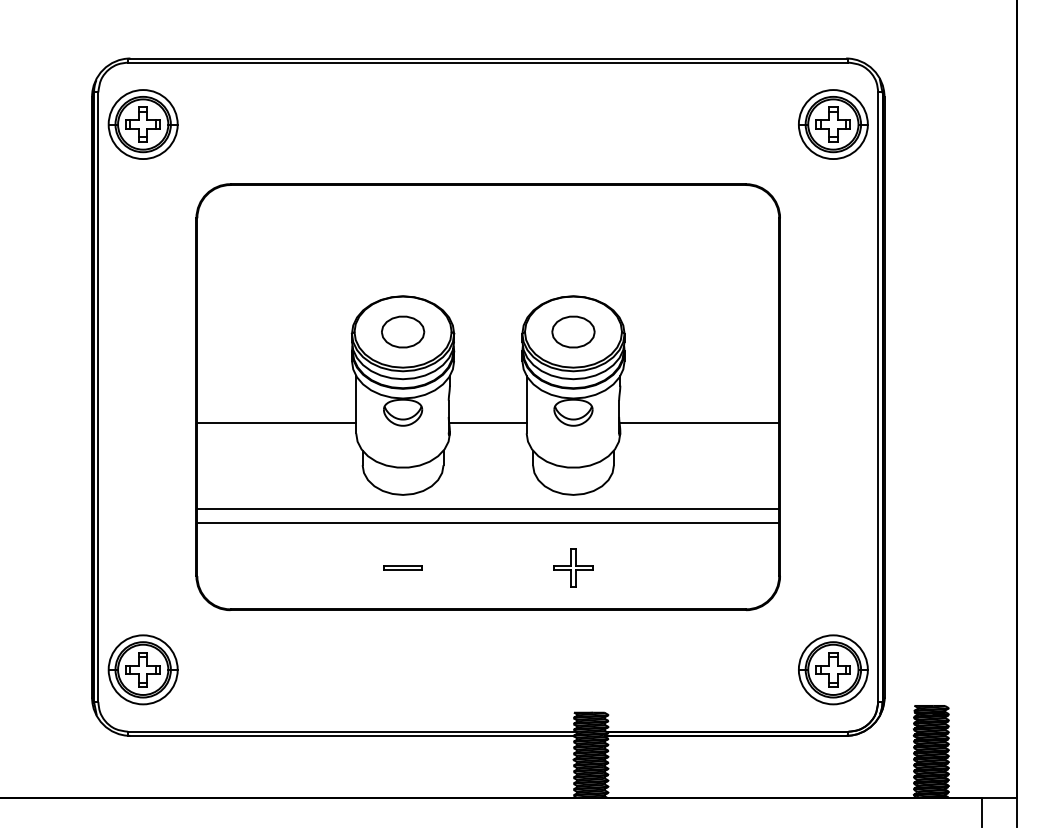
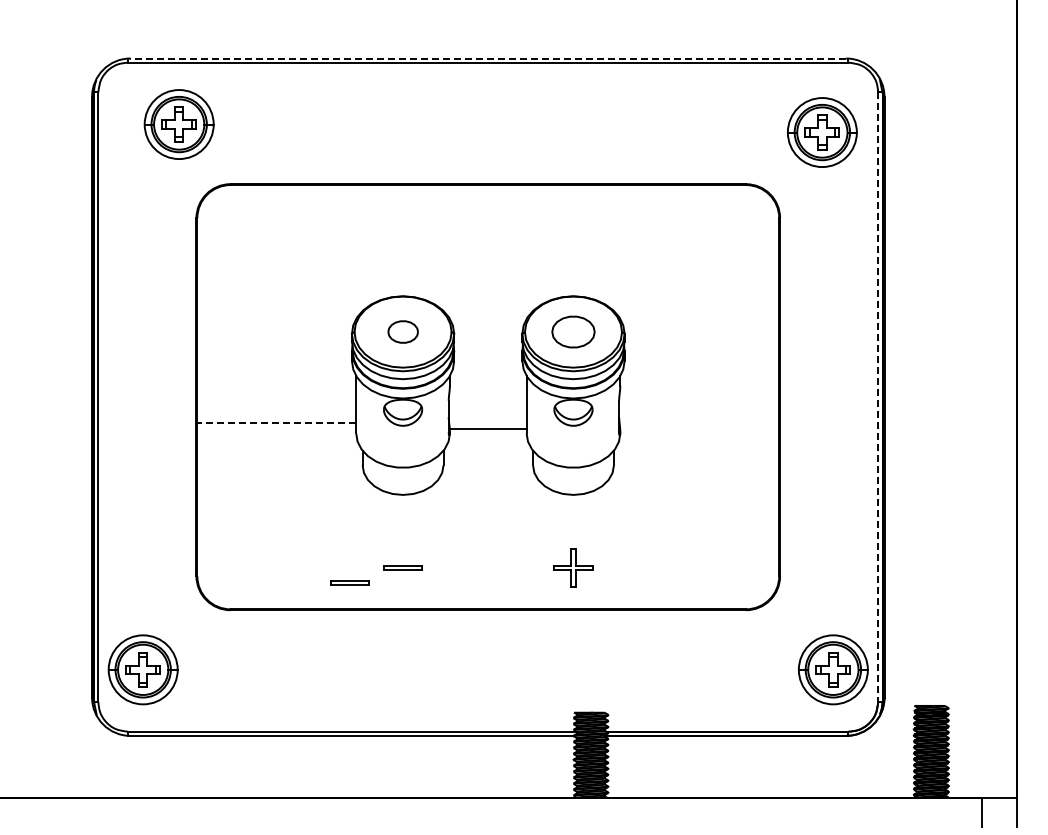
line: solid -> dashed (488, 58)
part position: (142, 124) -> (178, 124) (178, 124)
part position: (833, 124) -> (822, 132) (822, 132)
part size: 45x34 px -> 32x24 px (402, 331)
line: solid -> dashed (878, 397)
line: solid -> dashed (276, 422)
line position: (487, 422) -> (487, 428) (487, 428)
line: present -> none (699, 422)
line: present -> none (488, 508)
line: present -> none (488, 523)
part: none -> present (349, 582)
